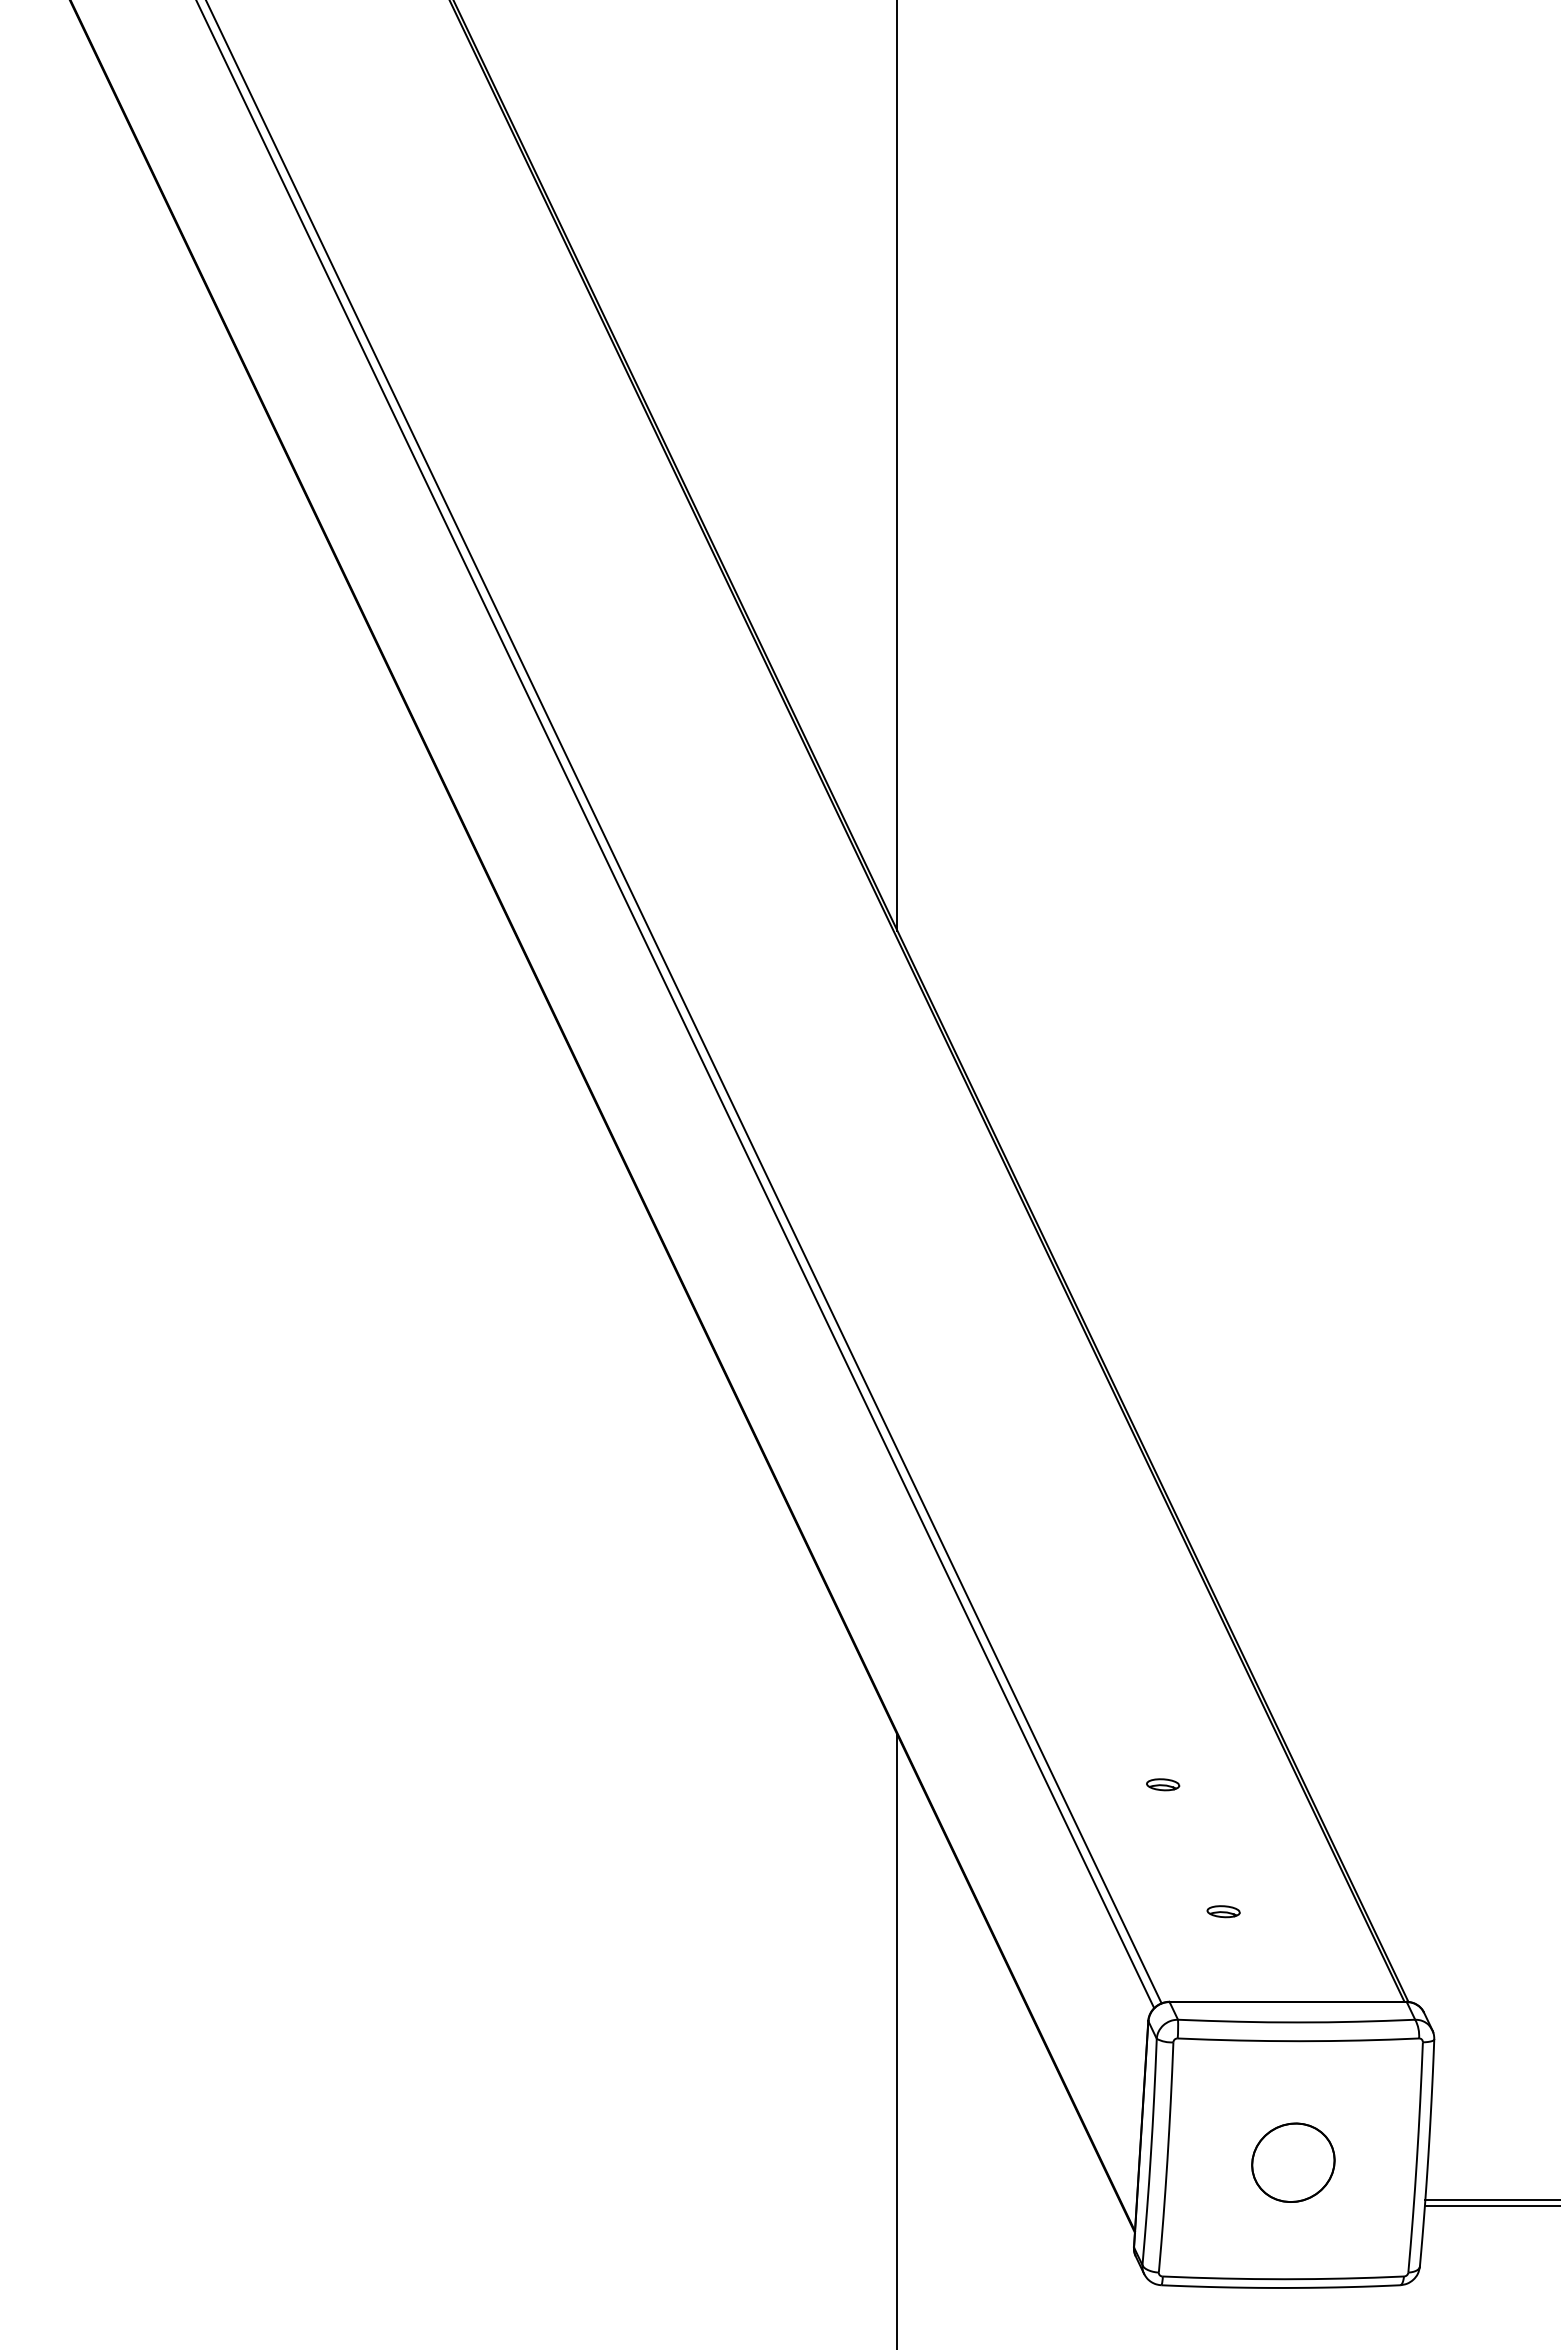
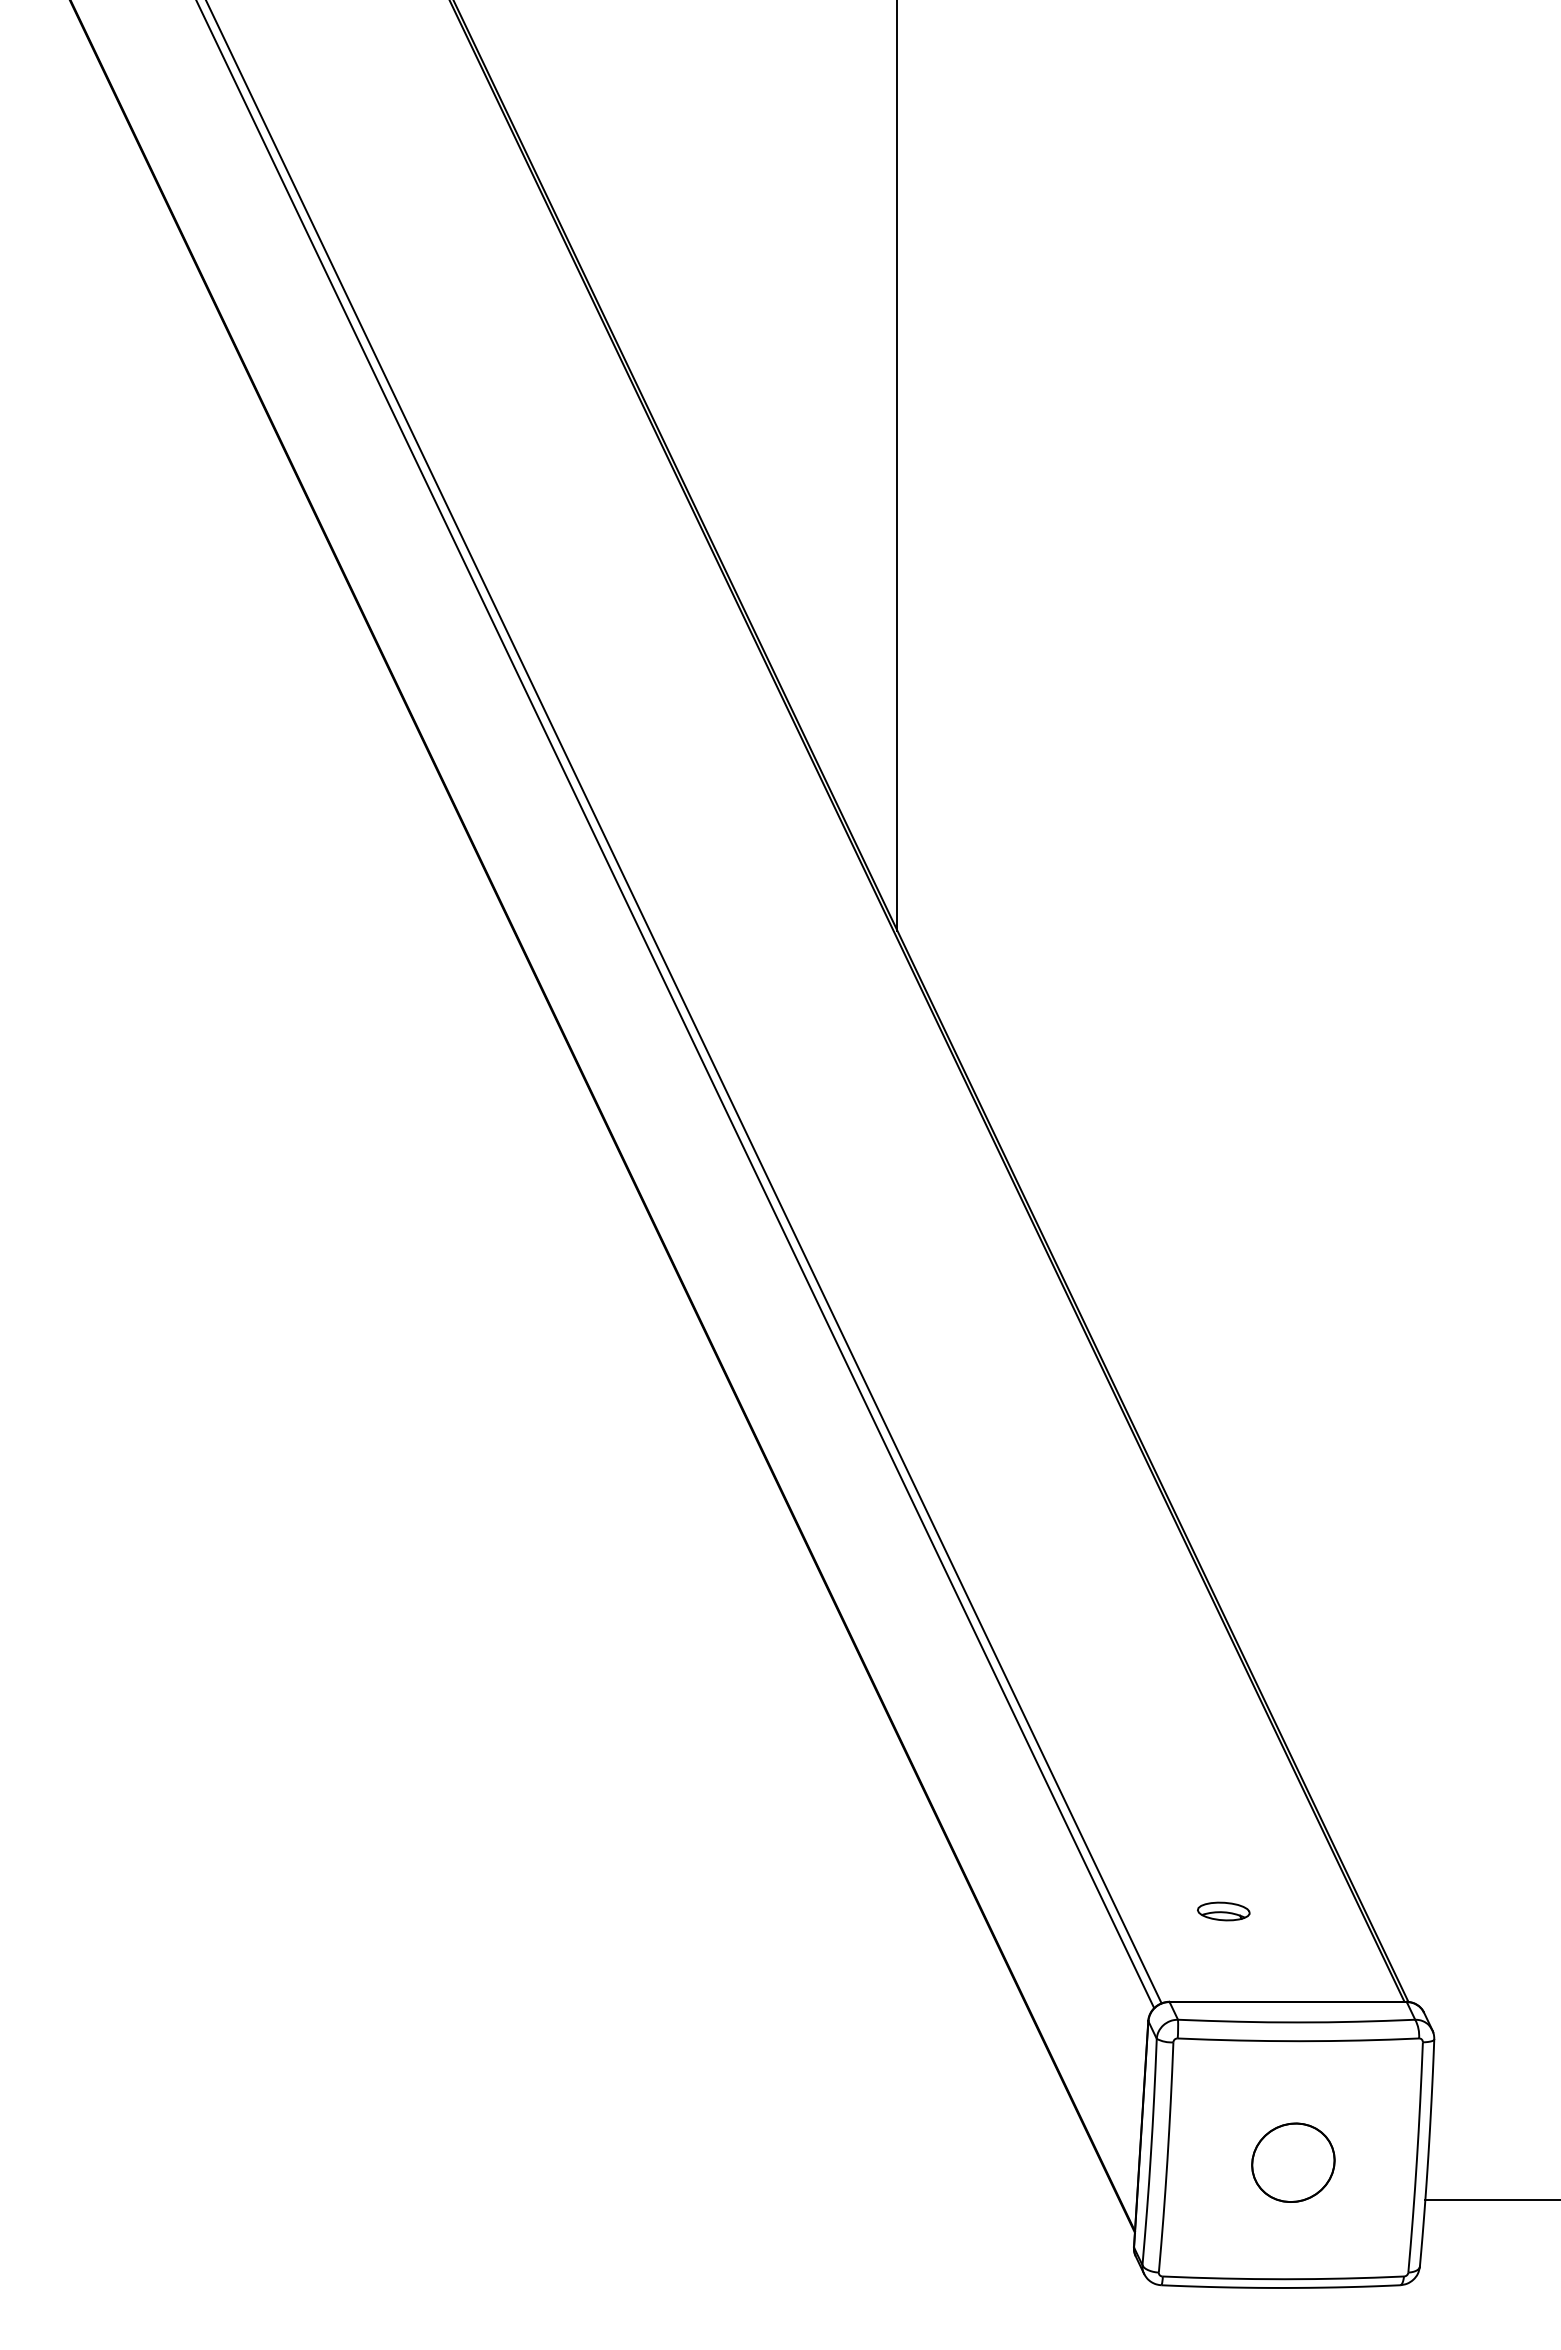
part: present -> none (1163, 1784)
part size: 35x14 px -> 54x21 px (1223, 1911)
line: present -> none (897, 2040)
line: present -> none (1490, 2206)
